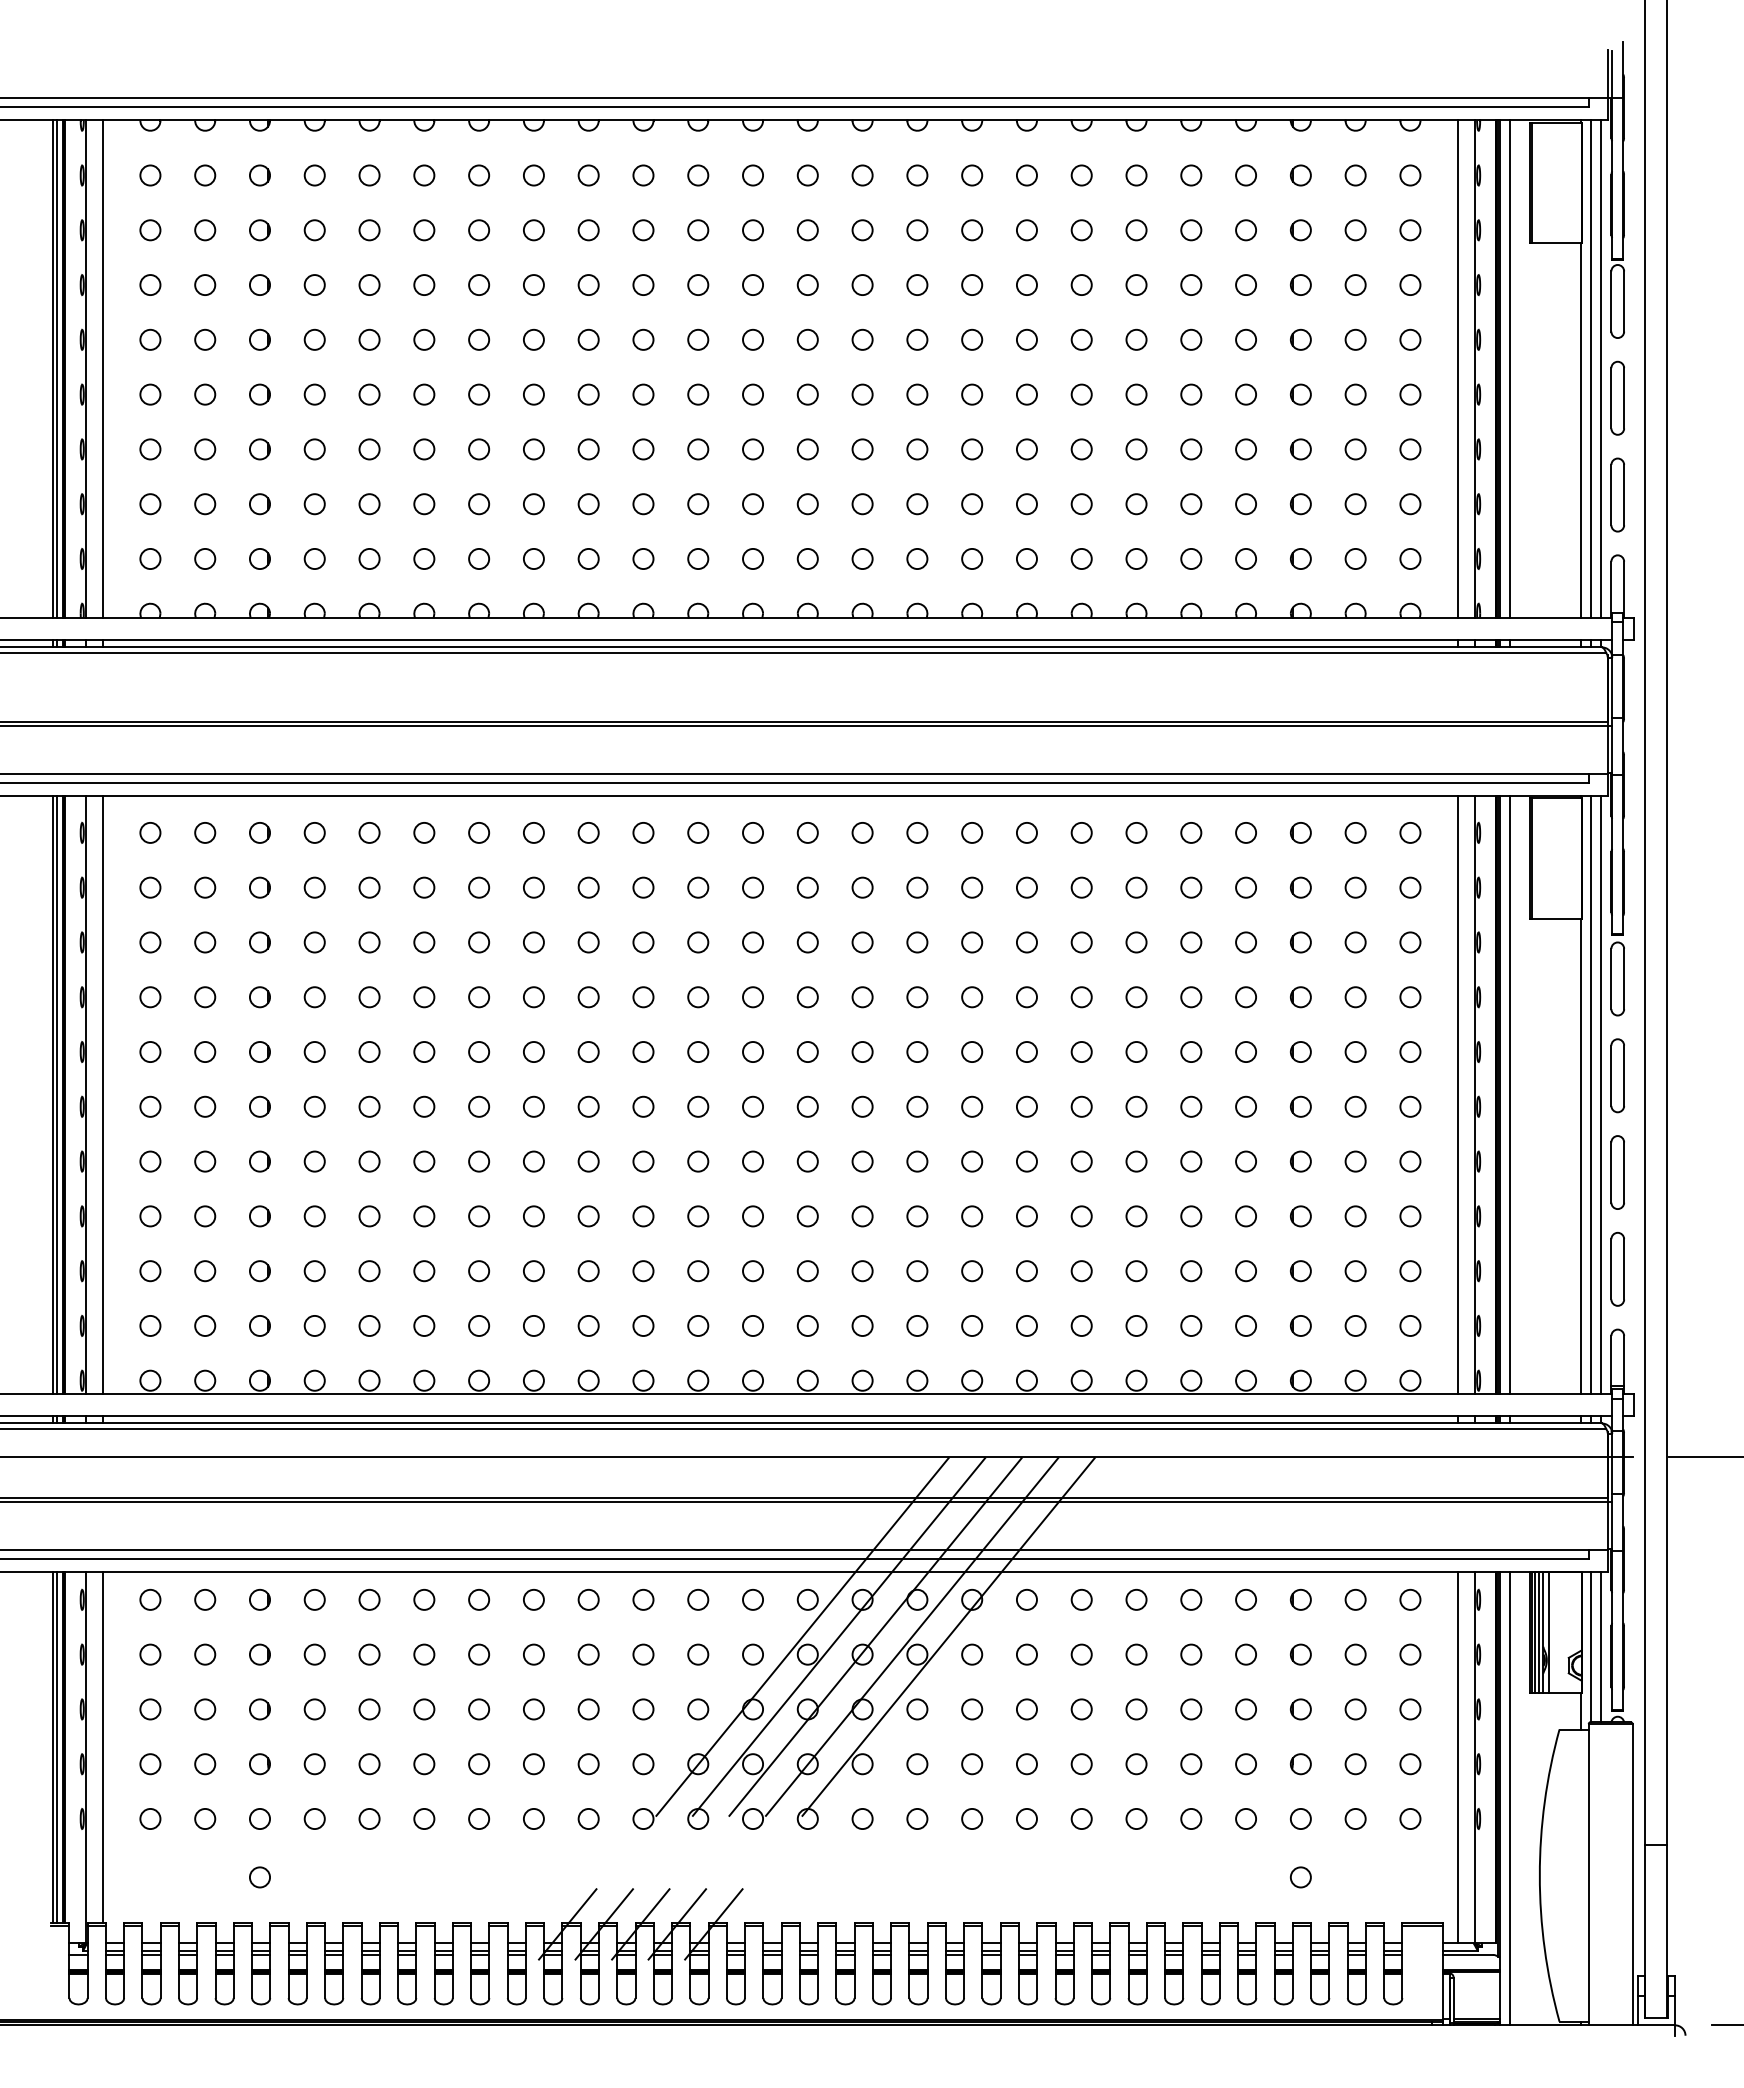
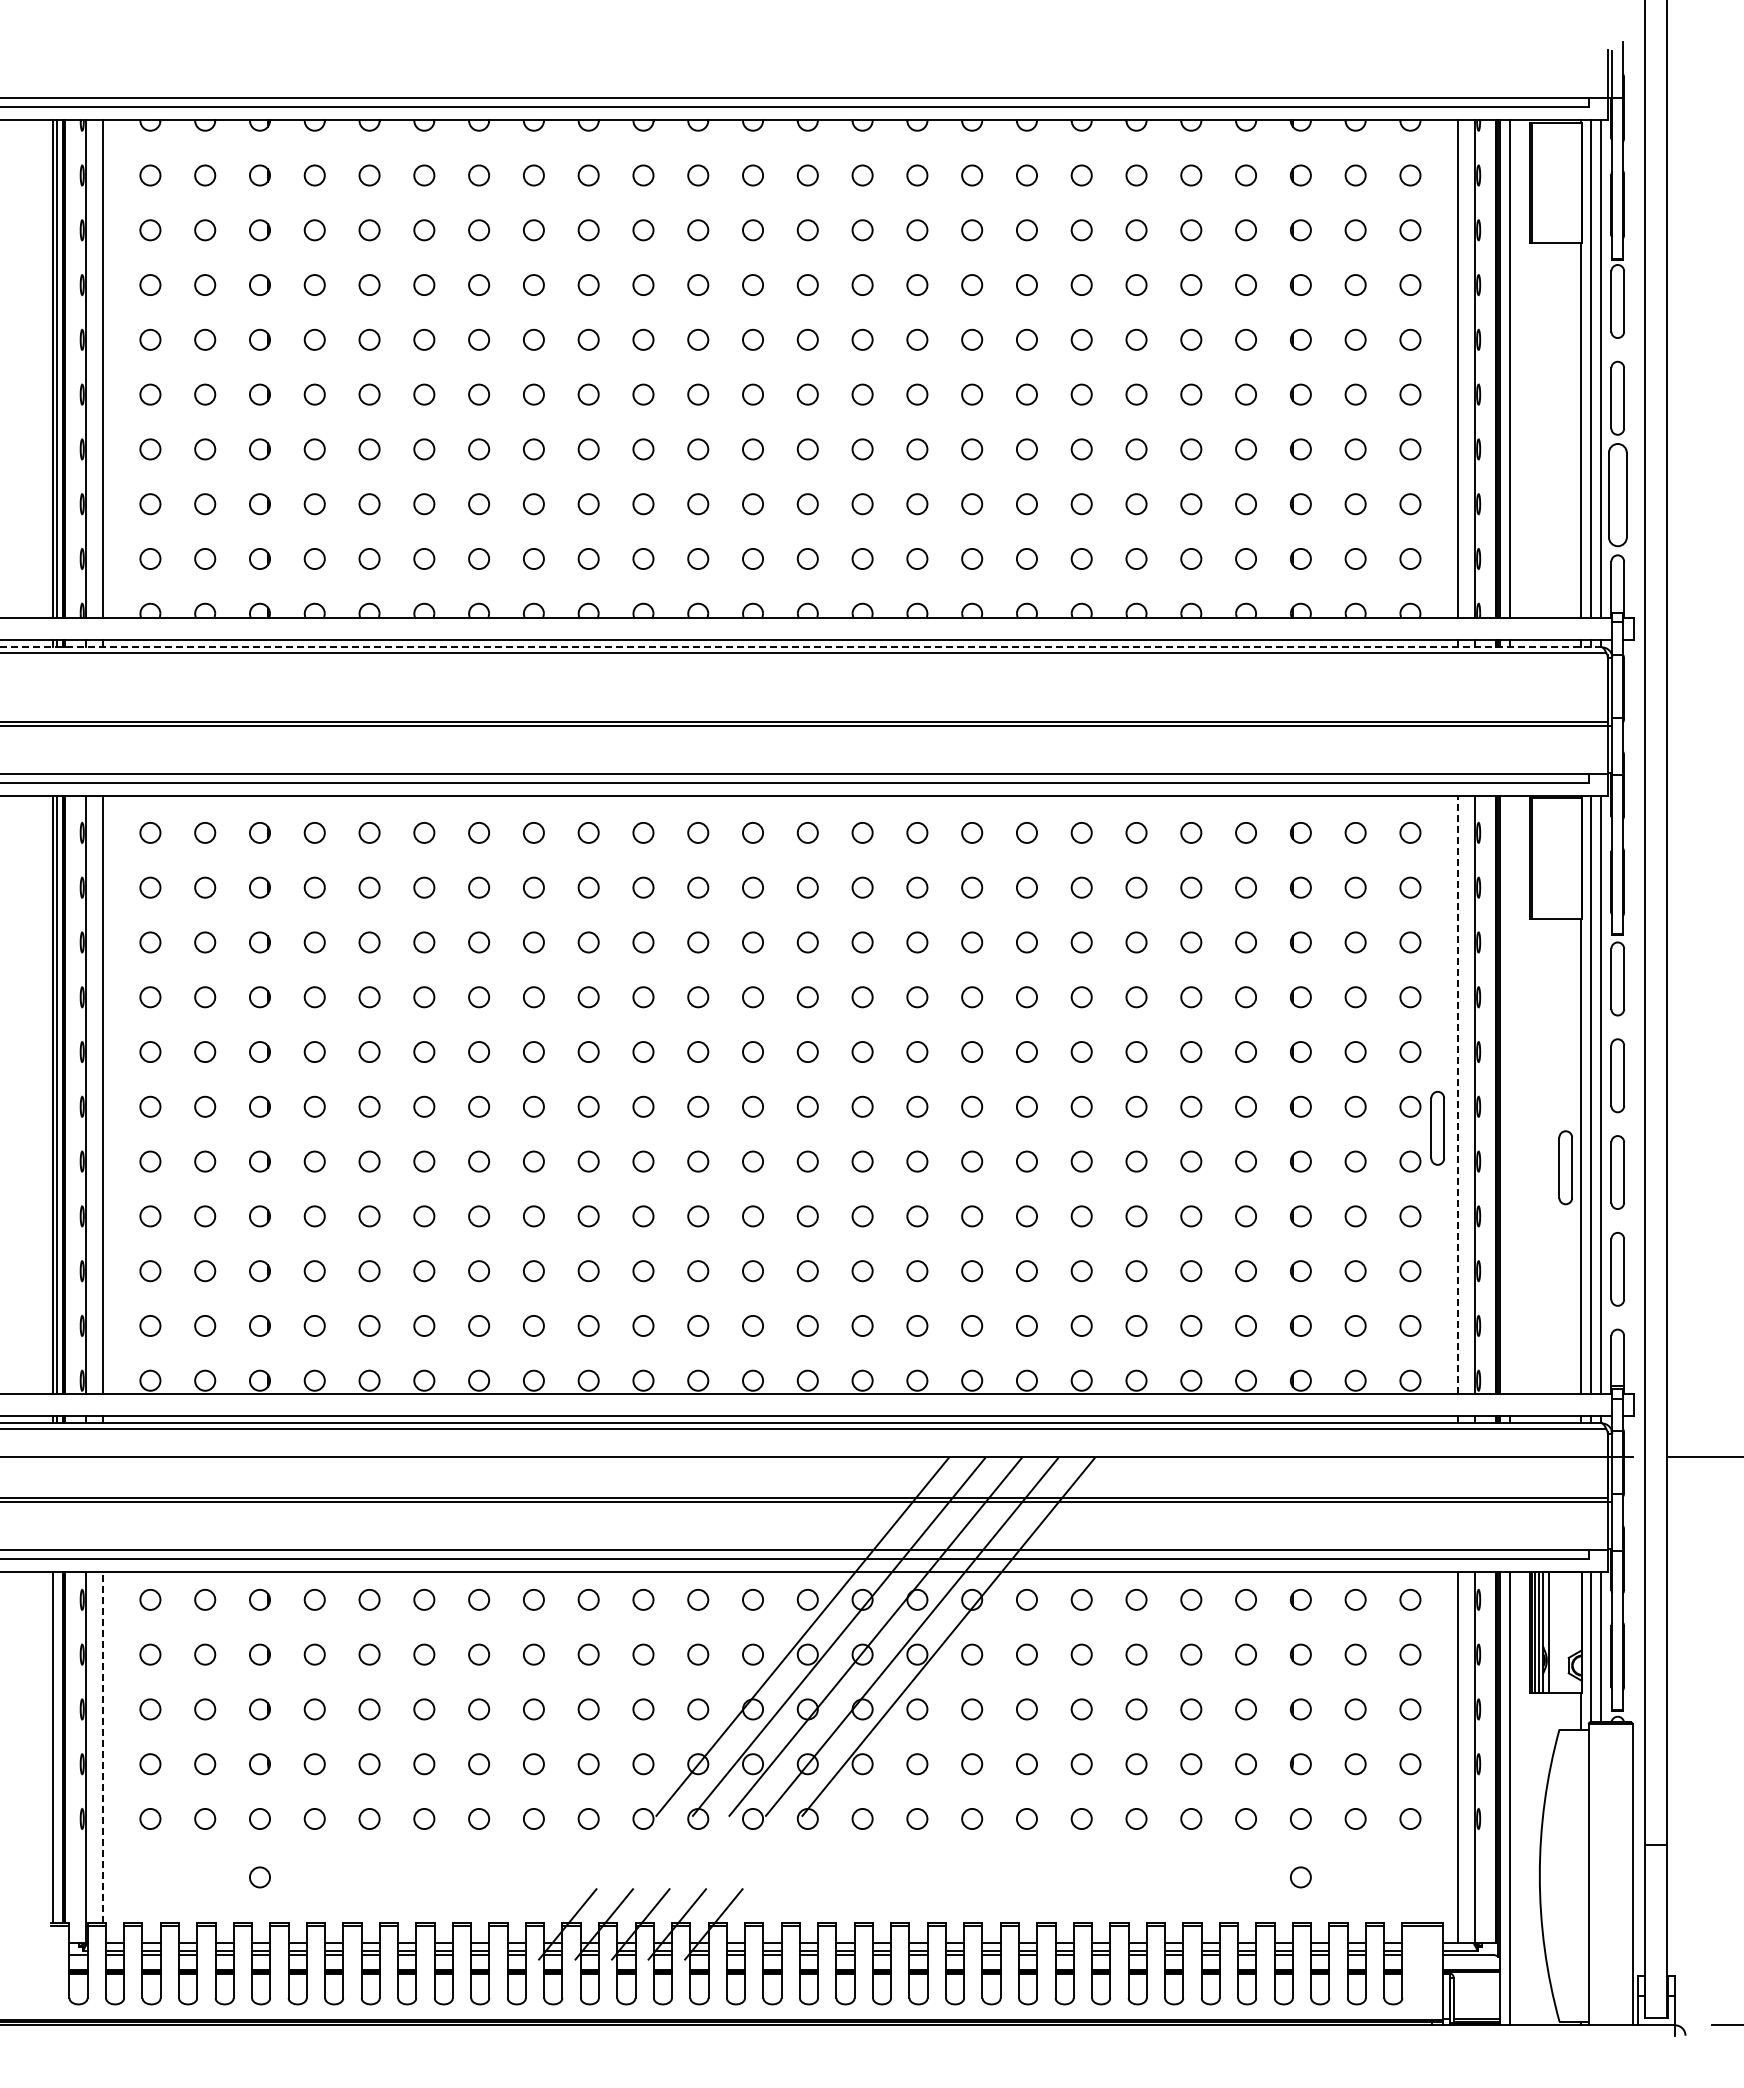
part size: 15x76 px -> 20x105 px (1617, 495)
line: solid -> dashed (800, 647)
line: solid -> dashed (1457, 1094)
line: present -> none (1509, 1095)
part: none -> present (1437, 1128)
part: none -> present (1565, 1167)
line: present -> none (56, 1747)
line: solid -> dashed (102, 1747)
